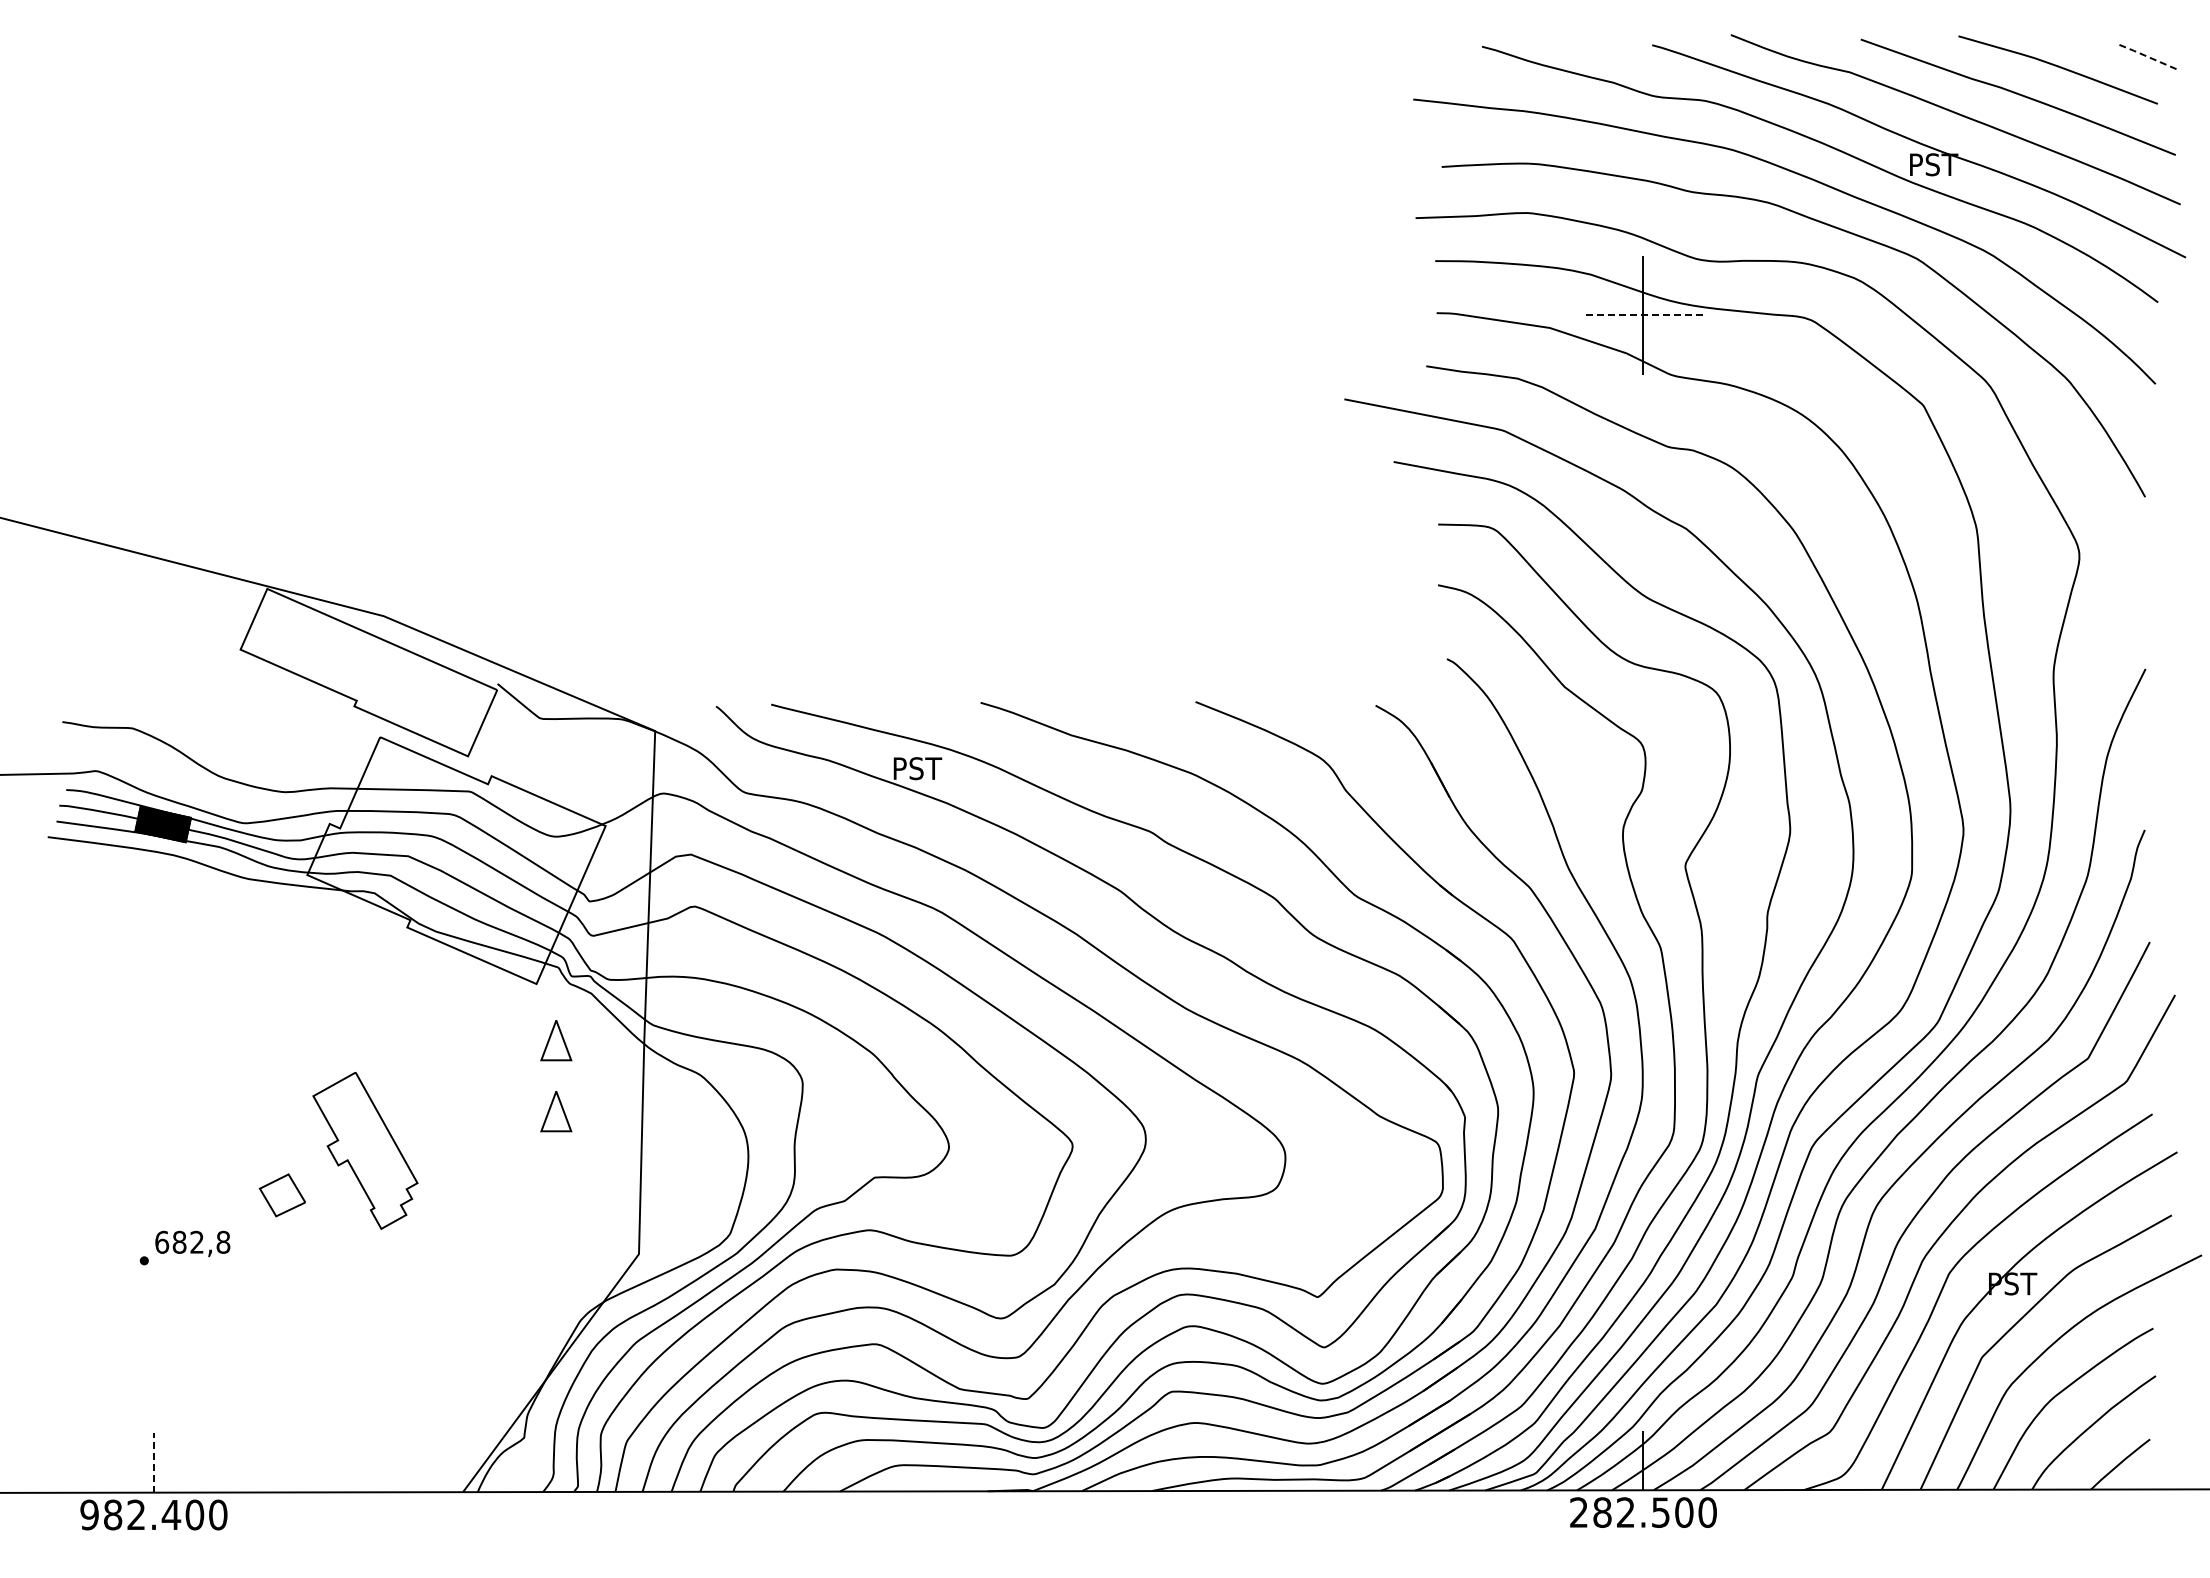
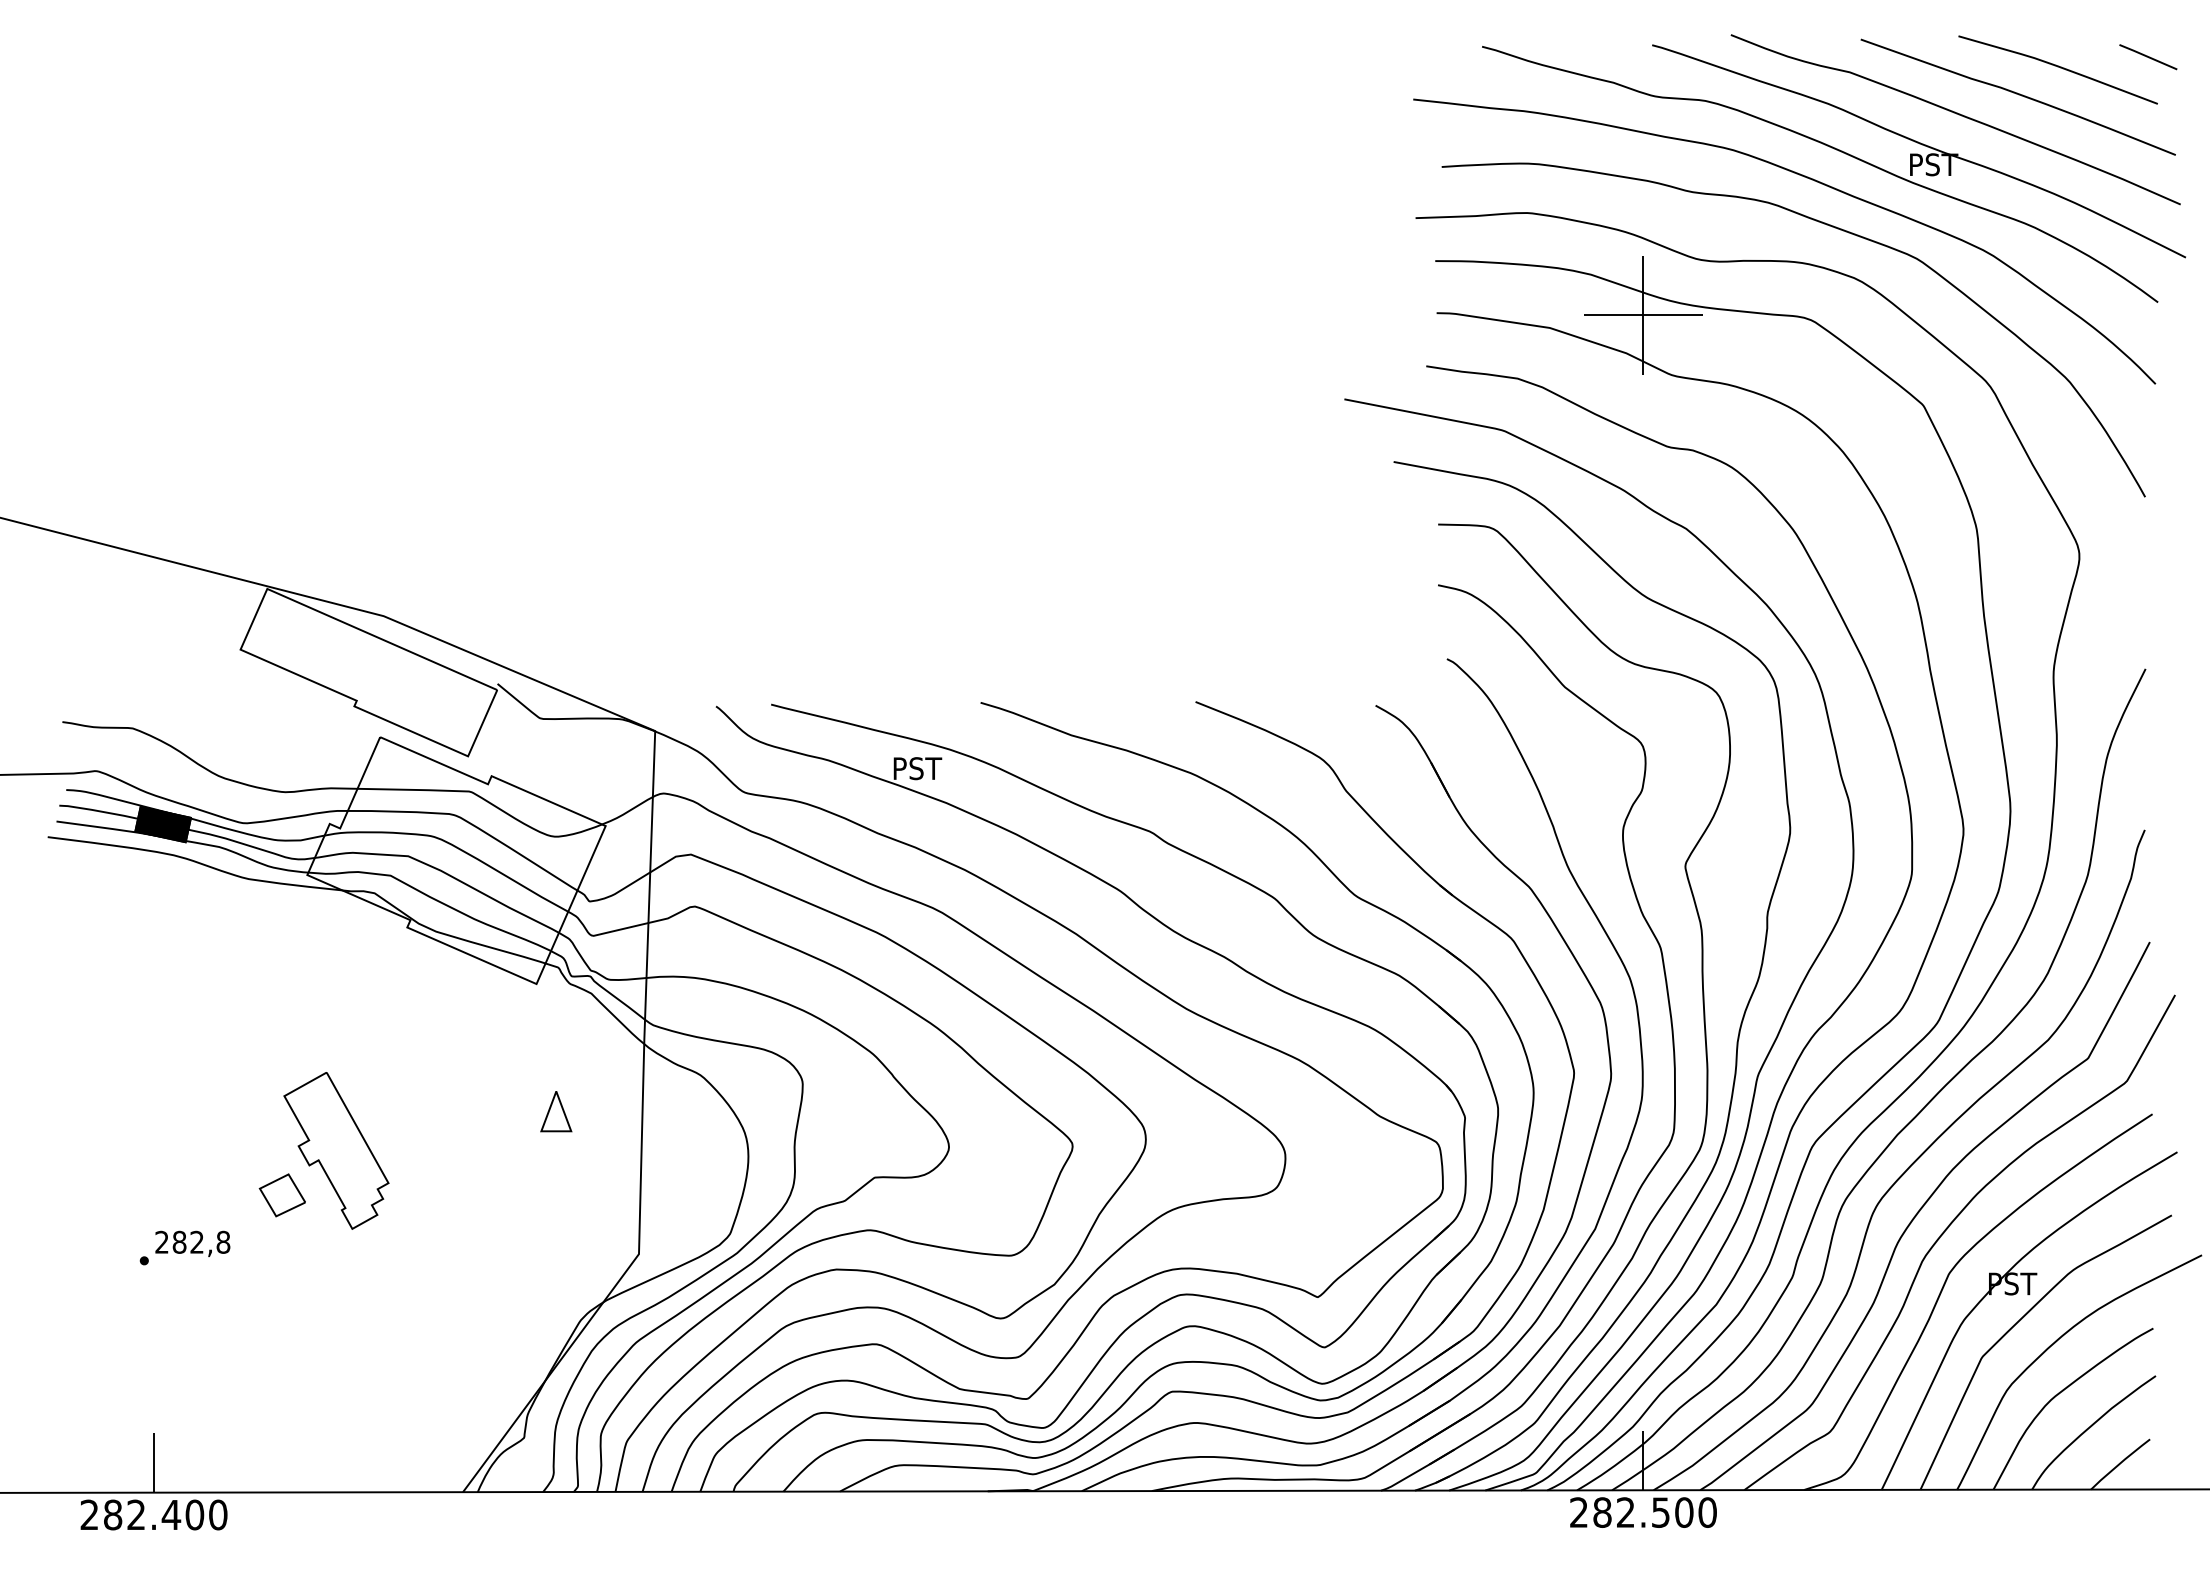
line: dashed -> solid (2148, 57)
line: dashed -> solid (1643, 315)
part: present -> none (556, 1040)
part position: (365, 1150) -> (336, 1150) (336, 1150)
text: 682,8 -> 282,8 (162, 1241)
line: dashed -> solid (154, 1462)
text: 982.400 -> 282.400 (89, 1514)
